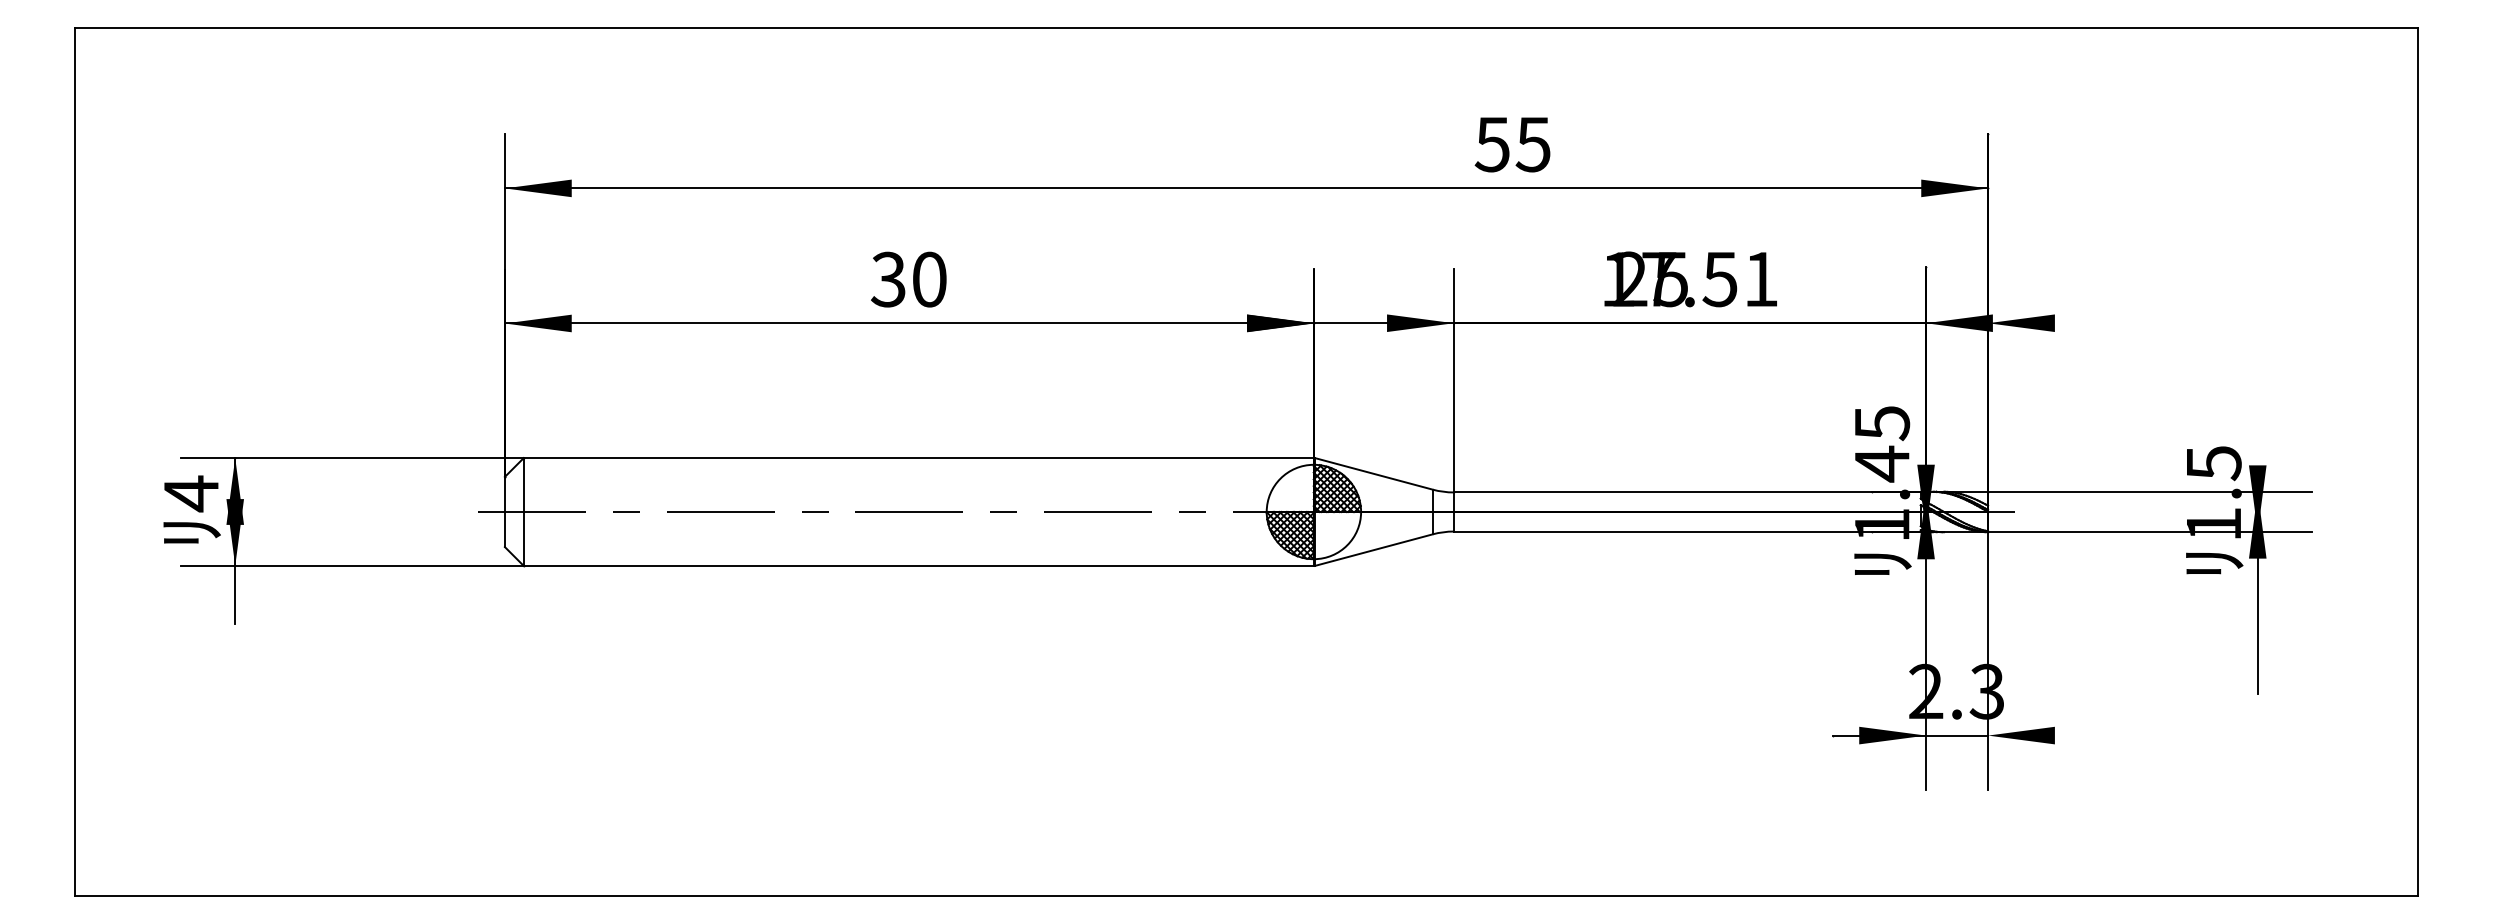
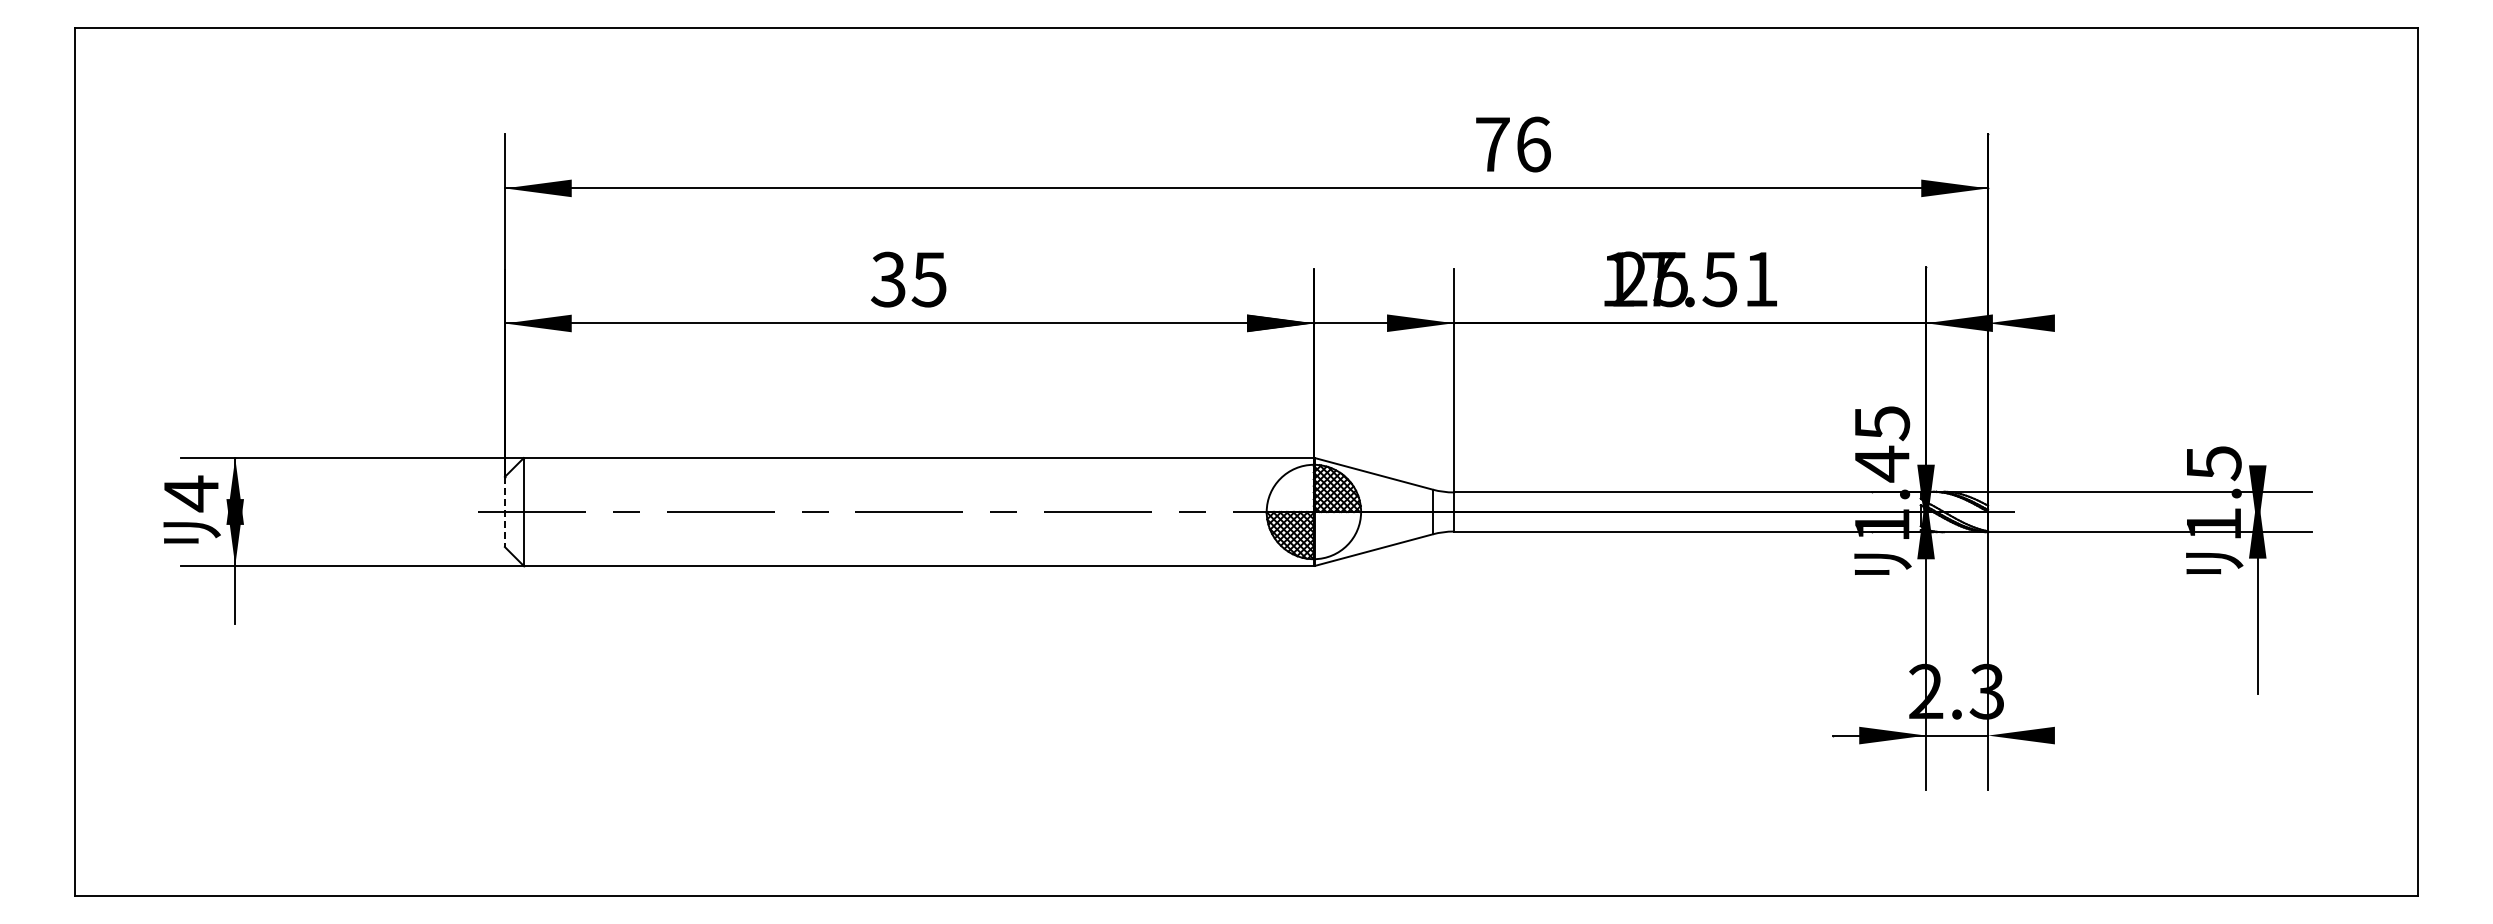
text: 55 -> 76 (1512, 144)
text: 30 -> 35 (928, 279)
line: solid -> dashed (504, 512)
